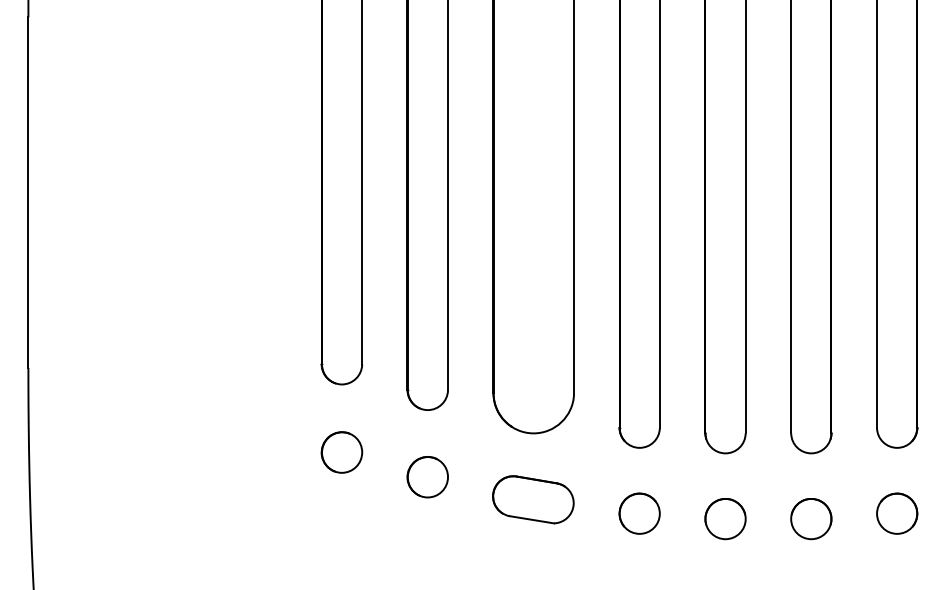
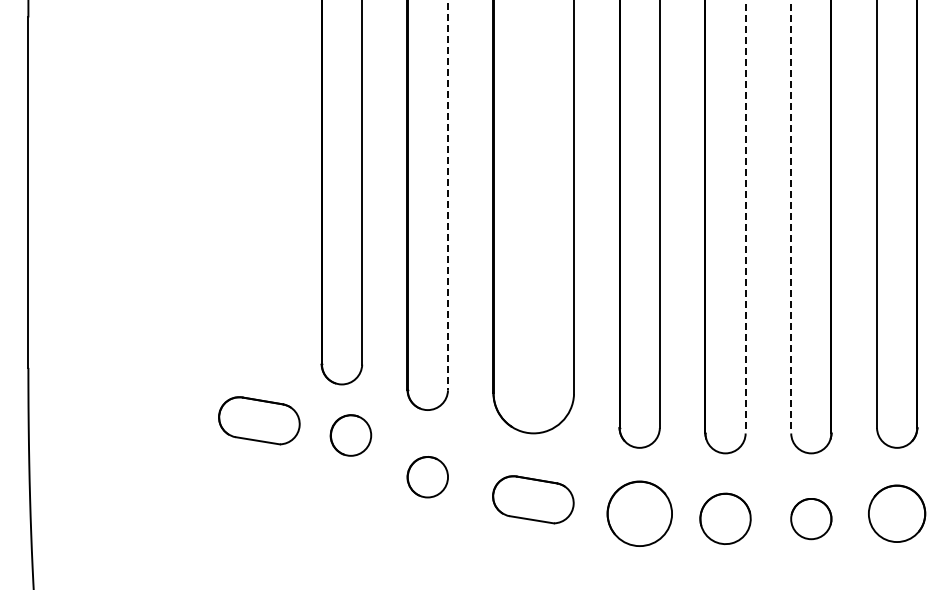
line: solid -> dashed (448, 195)
line: solid -> dashed (745, 217)
line: solid -> dashed (791, 217)
part: none -> present (259, 420)
part position: (341, 452) -> (350, 435) (350, 435)
part size: 43x43 px -> 67x67 px (639, 513)
part size: 43x43 px -> 59x59 px (897, 513)
part size: 43x43 px -> 53x53 px (725, 518)
